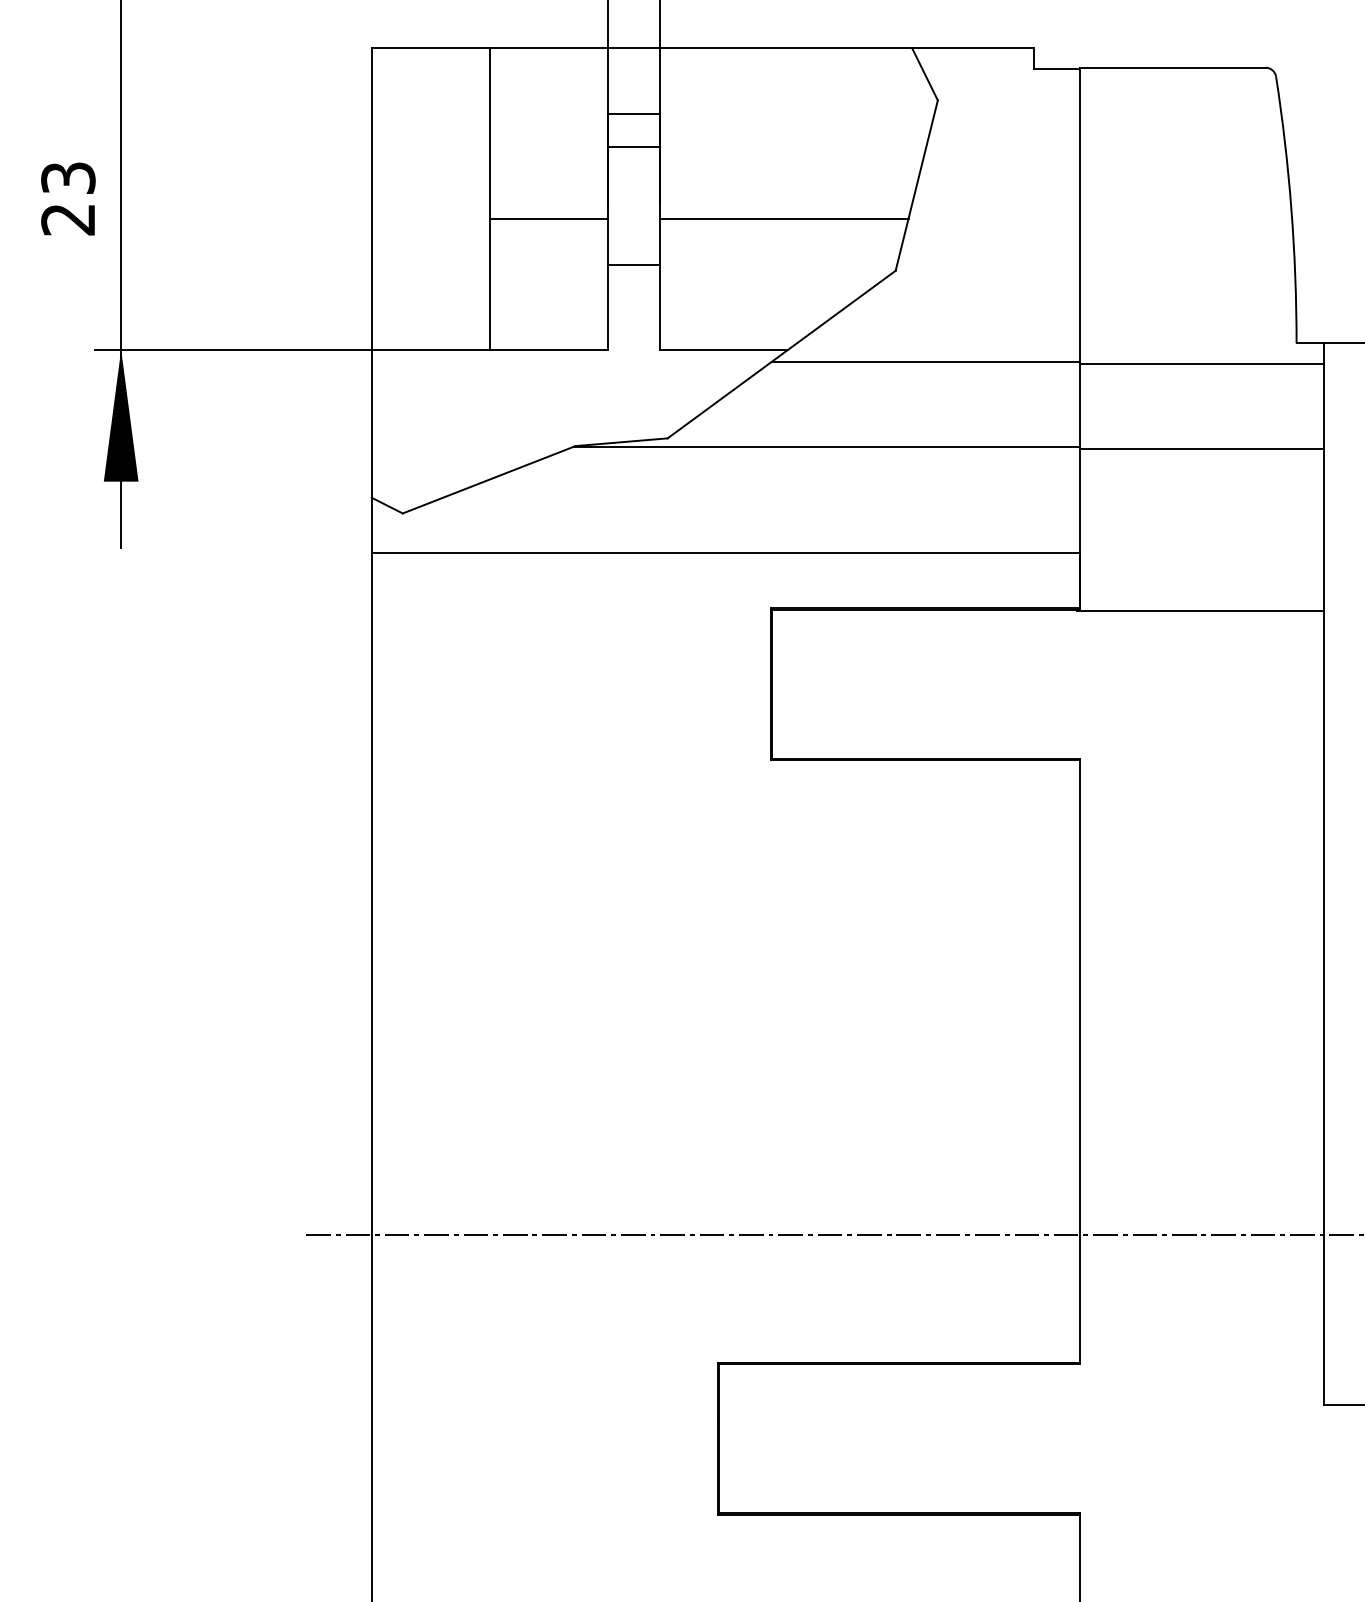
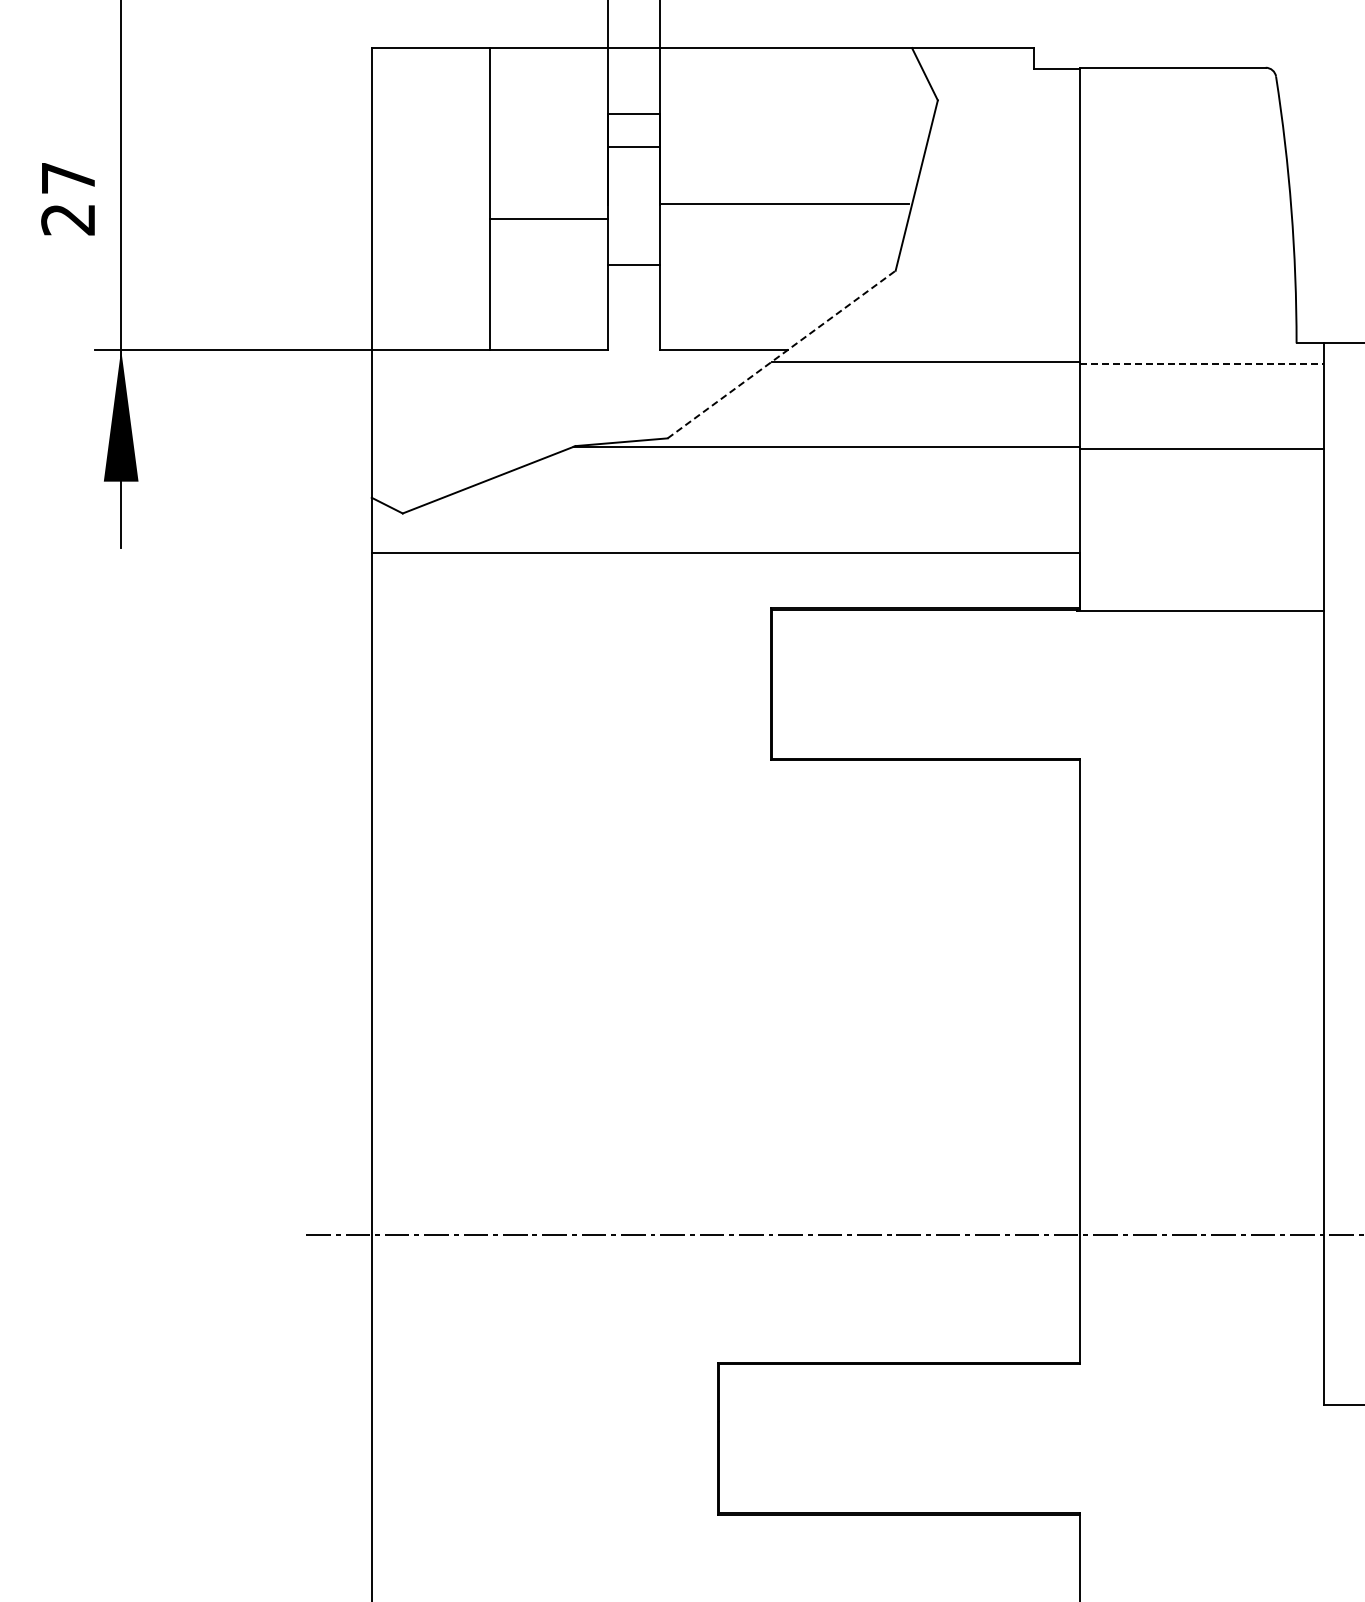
text: 23 -> 27 (68, 177)
line position: (784, 218) -> (784, 203) (784, 203)
line: solid -> dashed (782, 354)
line: solid -> dashed (1202, 364)
